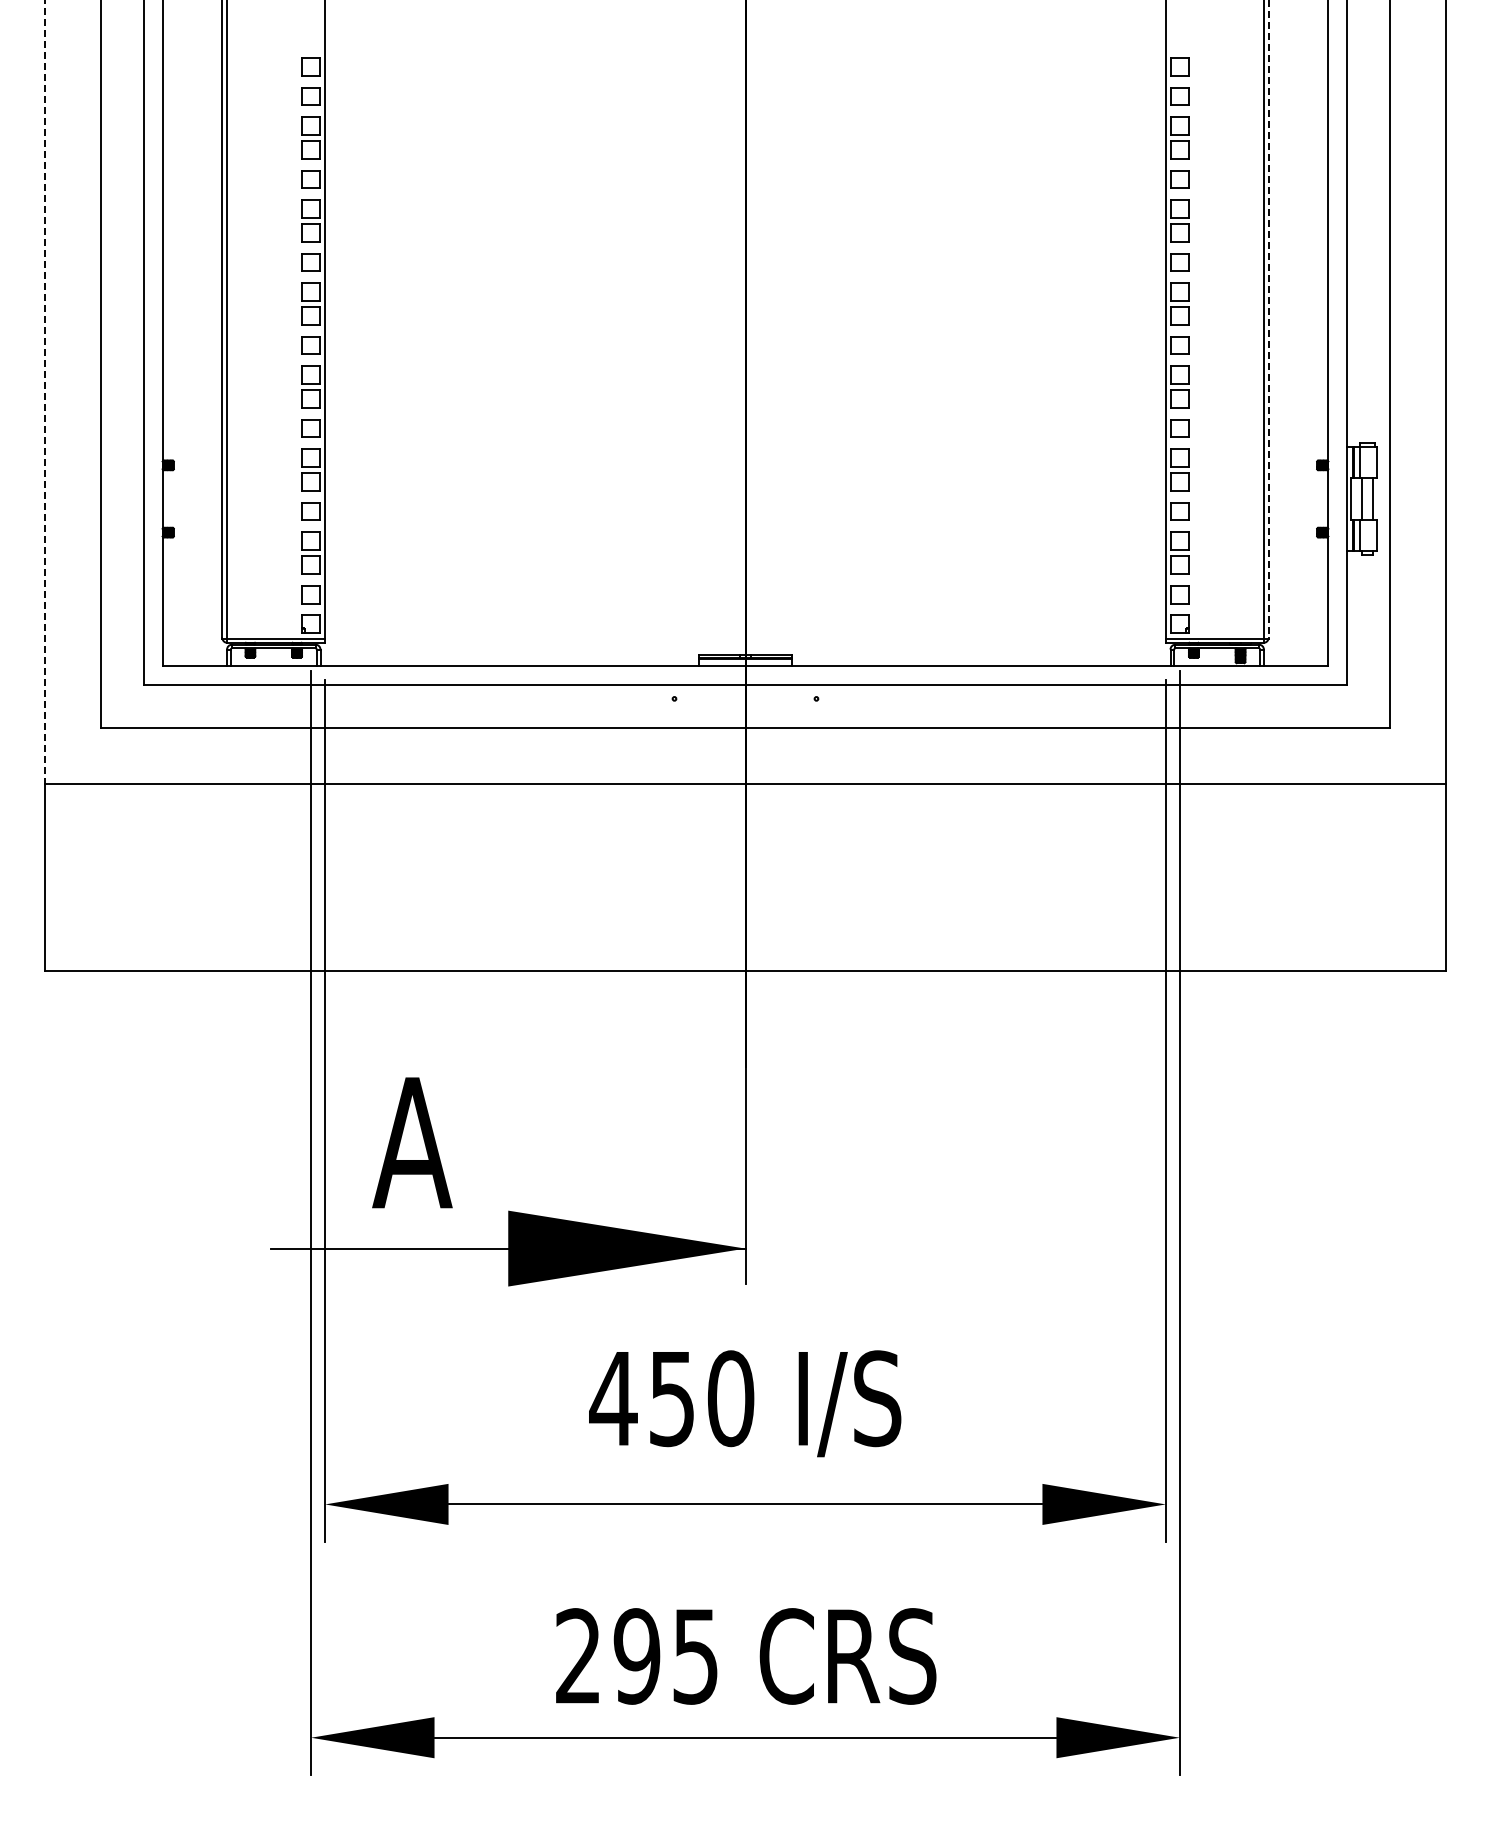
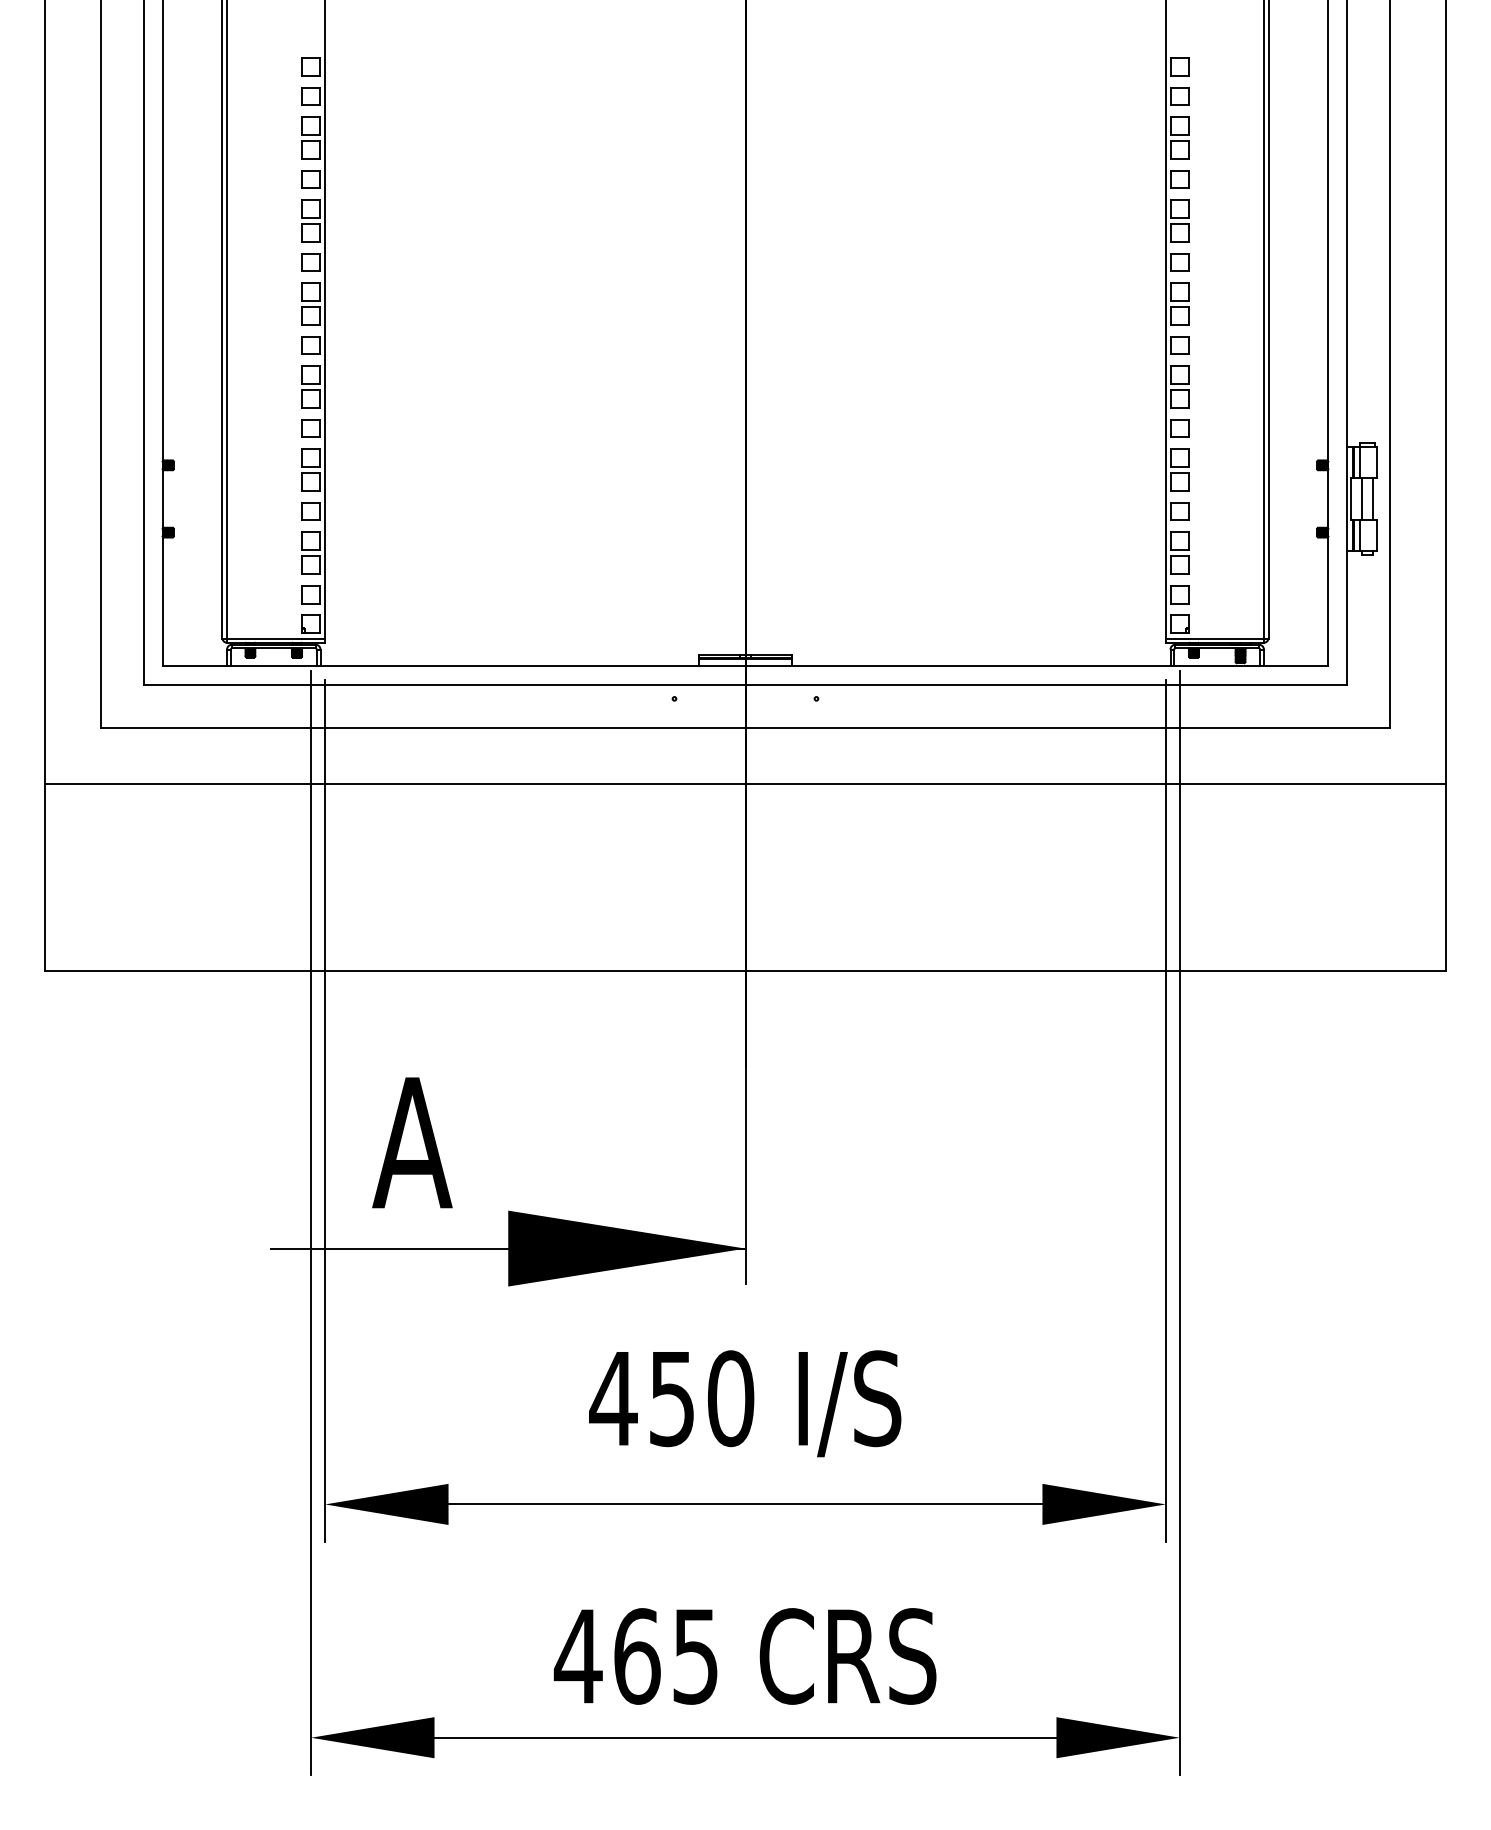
line: dashed -> solid (1268, 319)
line: dashed -> solid (44, 391)
text: 295 -> 465 (606, 1656)
